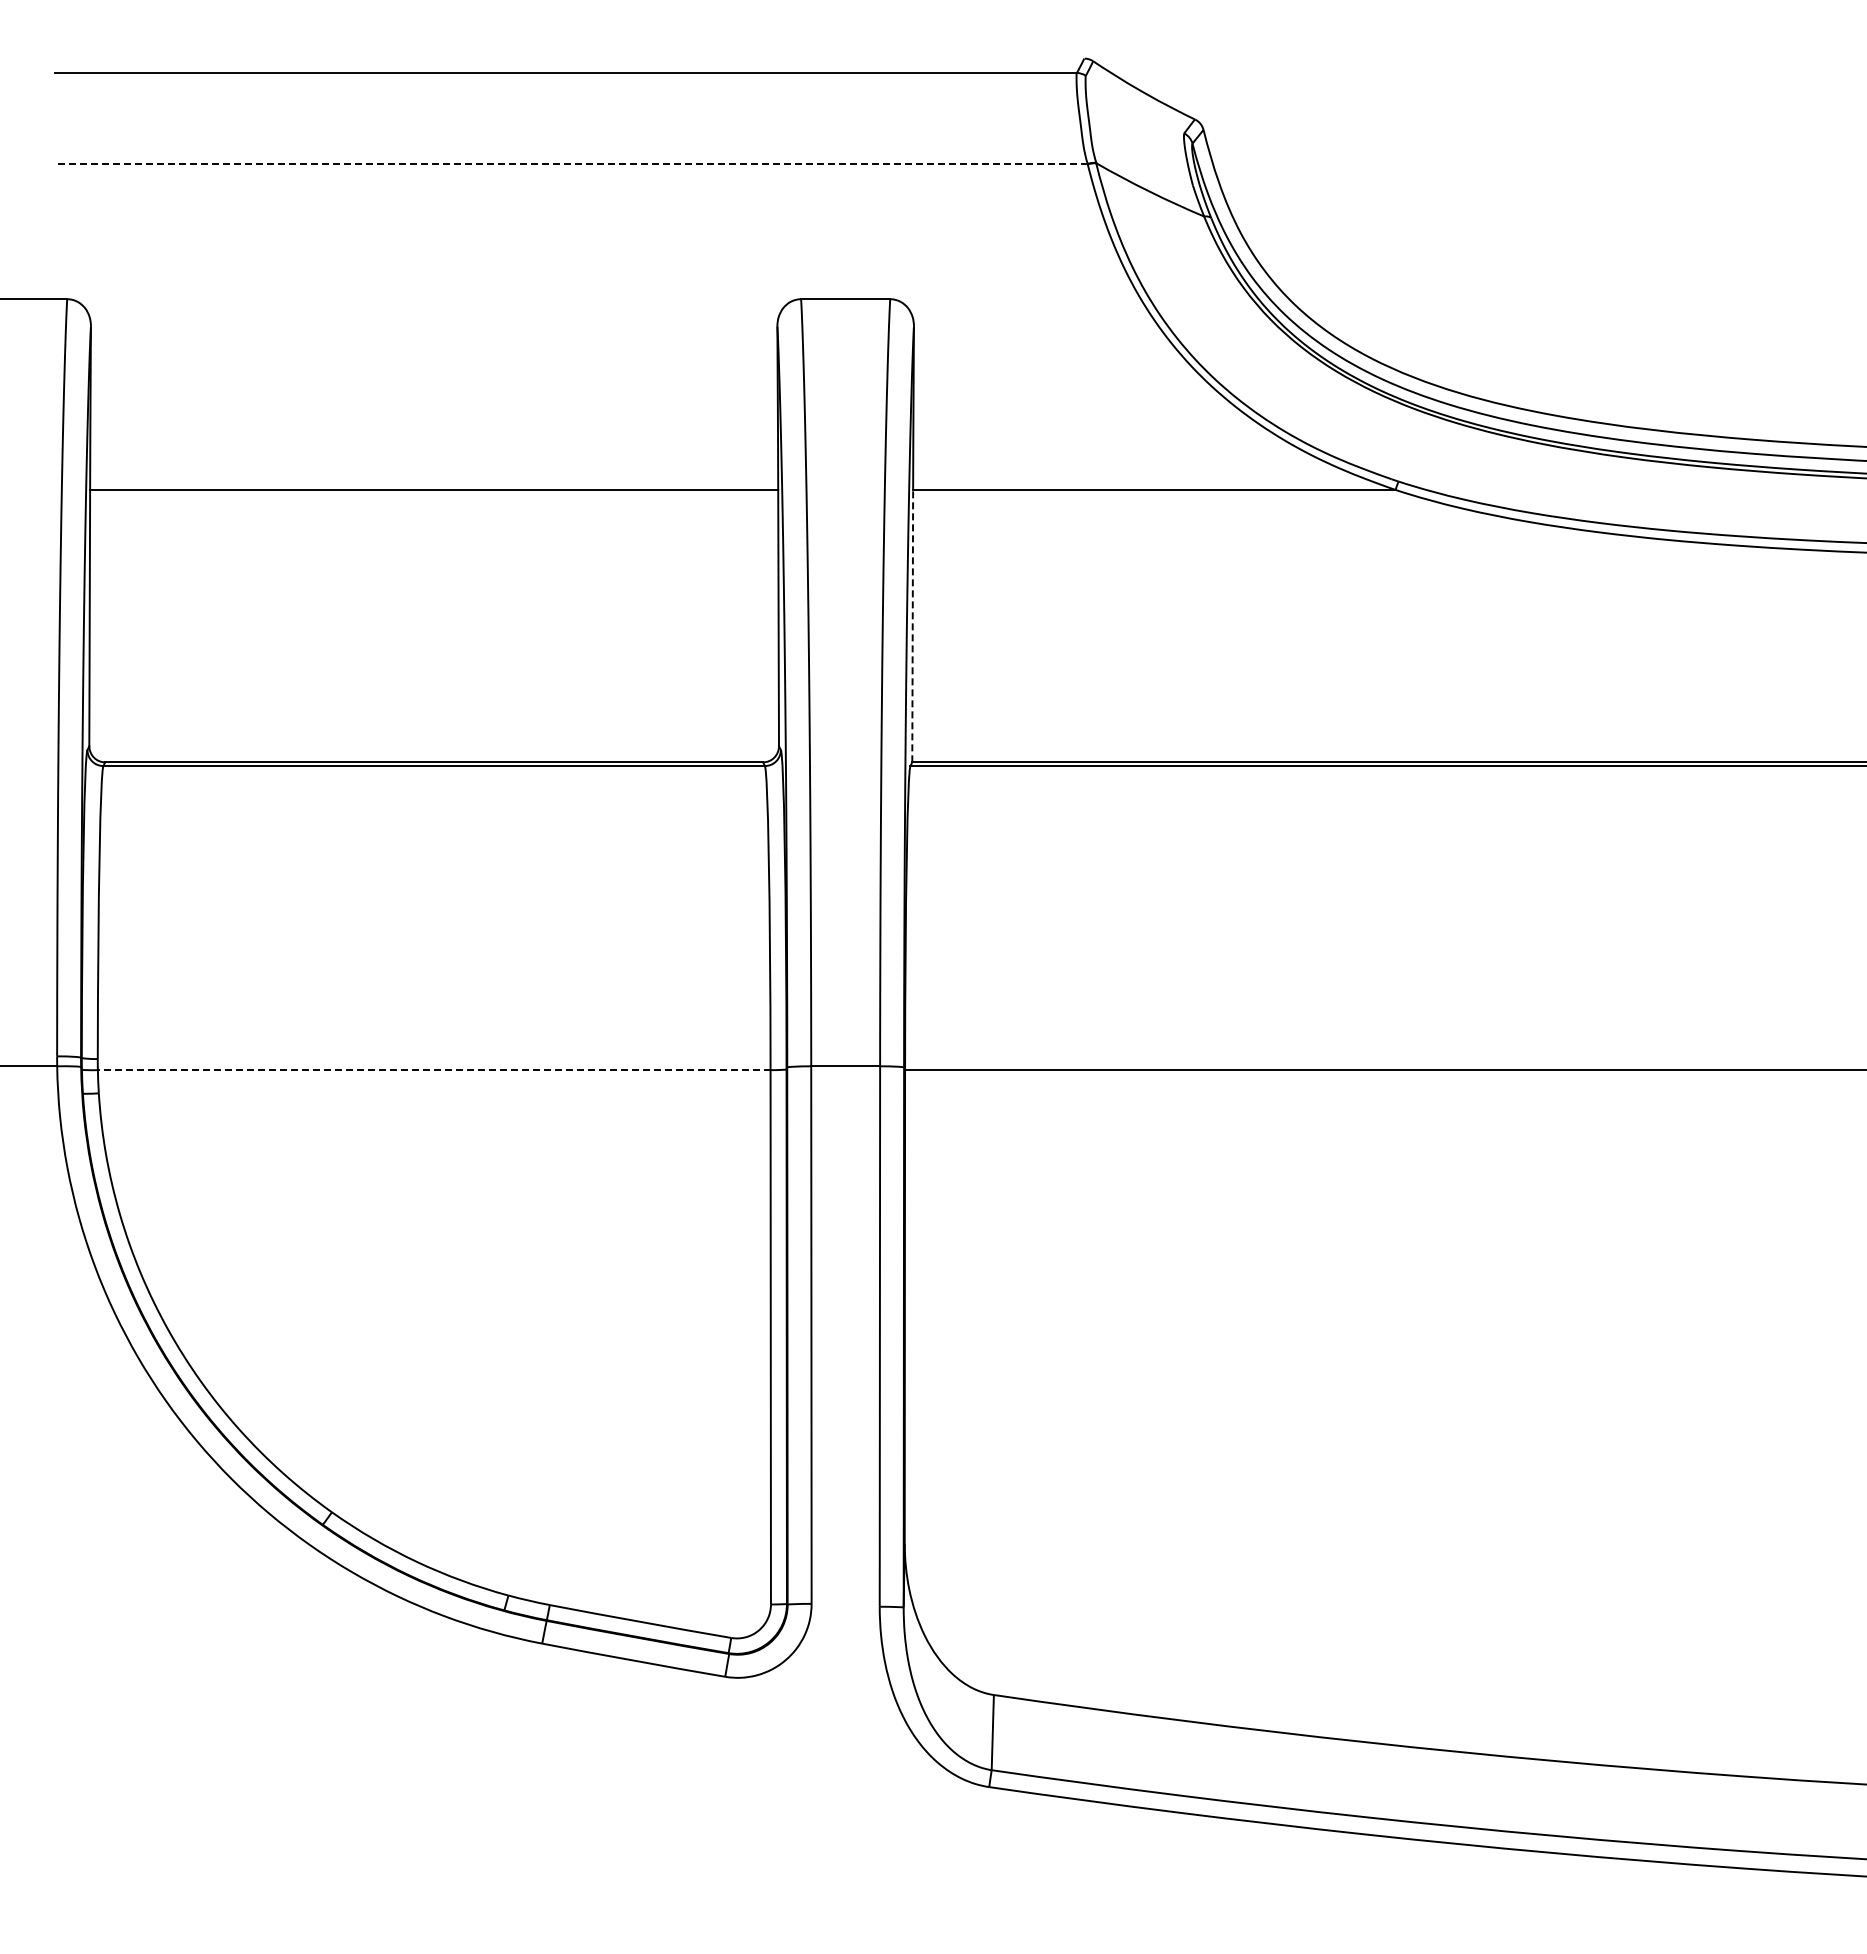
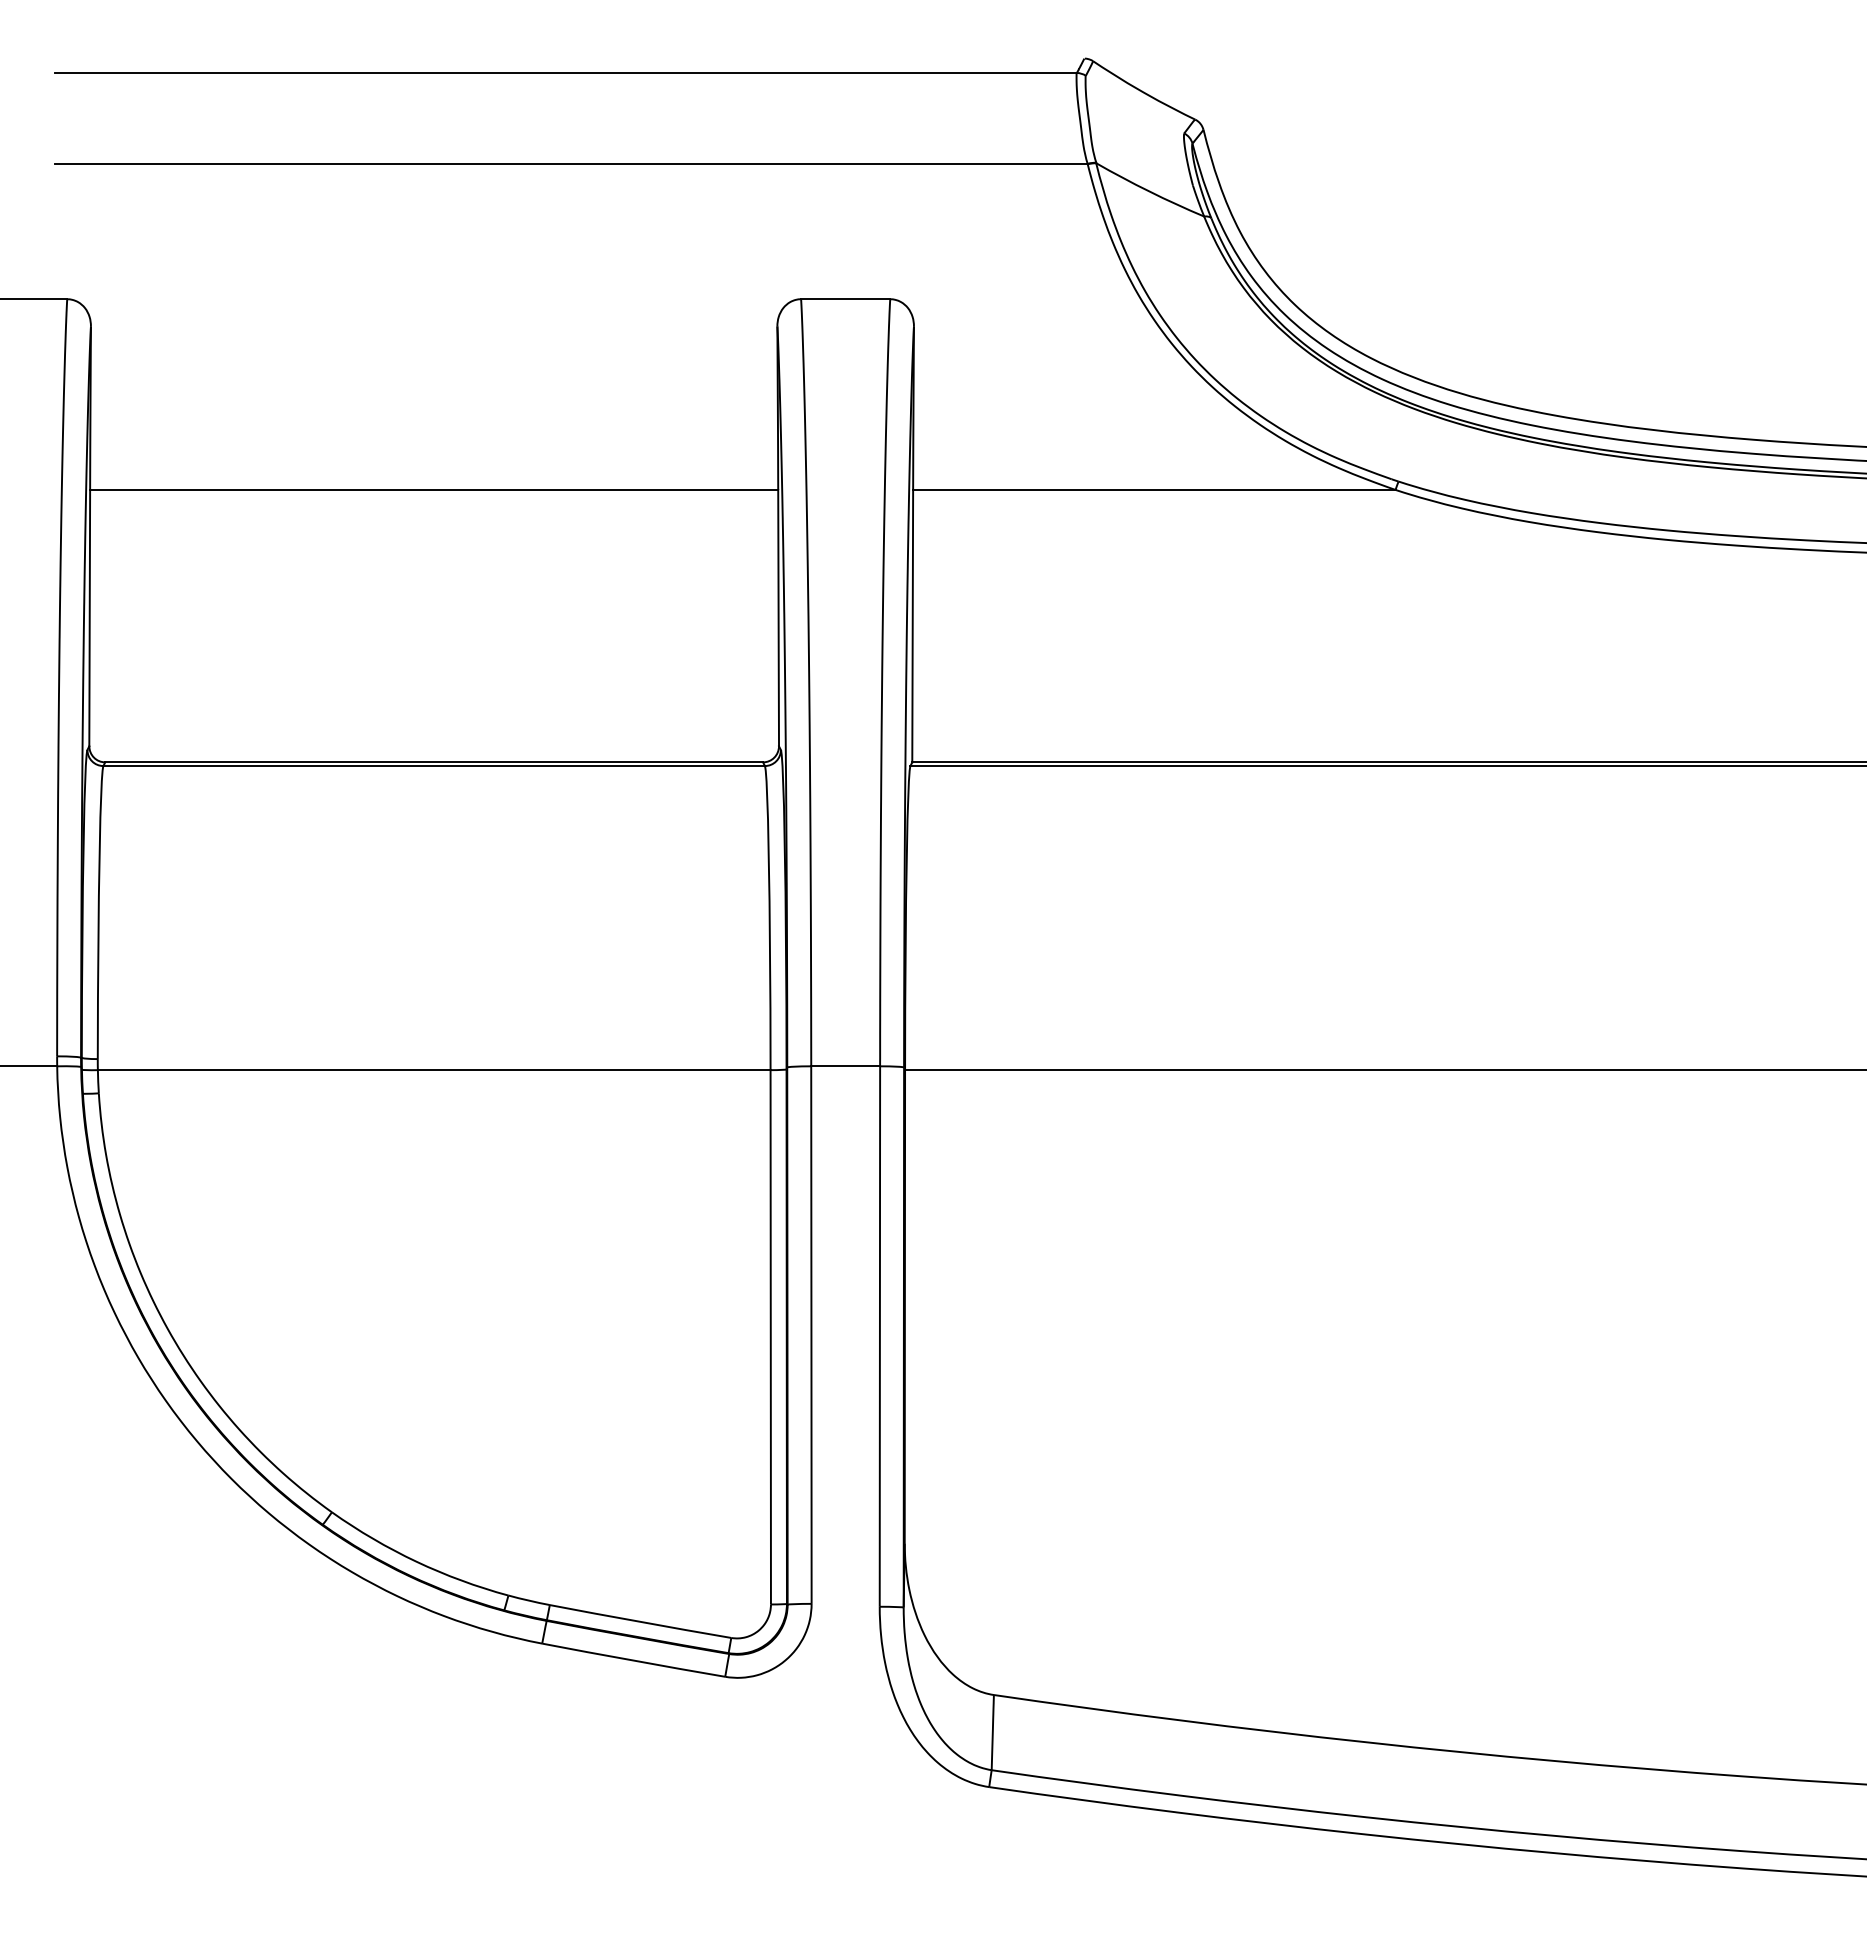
line: dashed -> solid (571, 163)
line: dashed -> solid (912, 625)
line: dashed -> solid (433, 1070)
